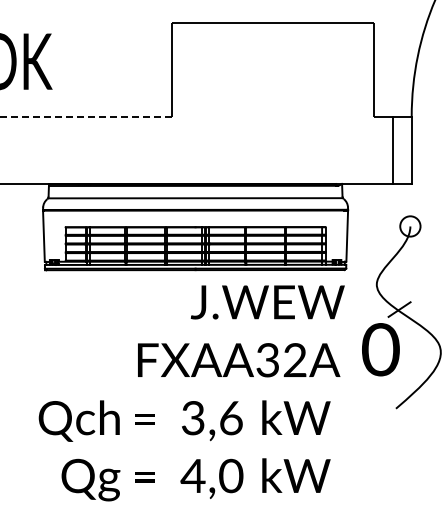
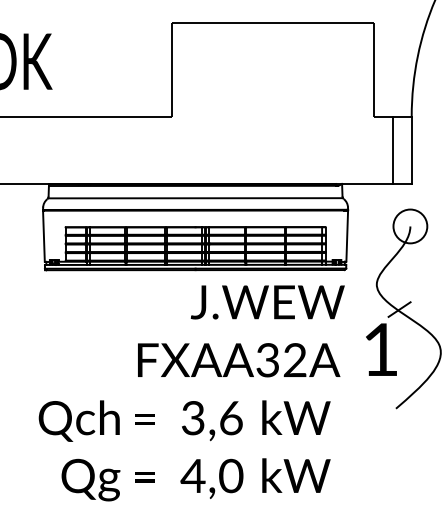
line: dashed -> solid (86, 116)
circle diameter: 20 px -> 34 px (410, 226)
text: 0 -> 1 (380, 349)
